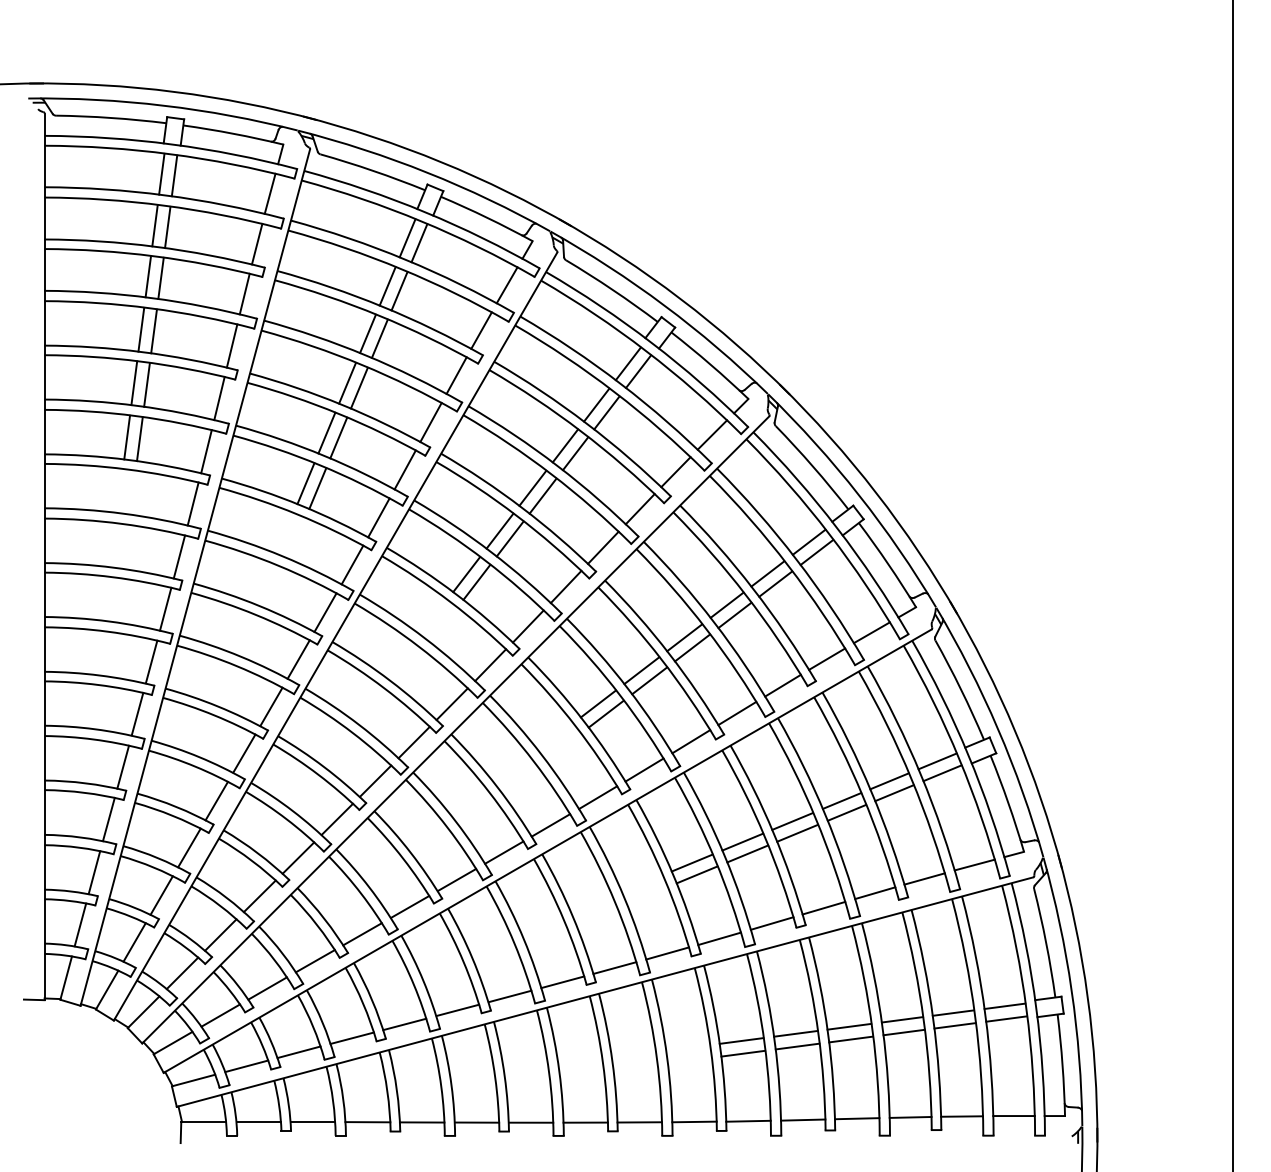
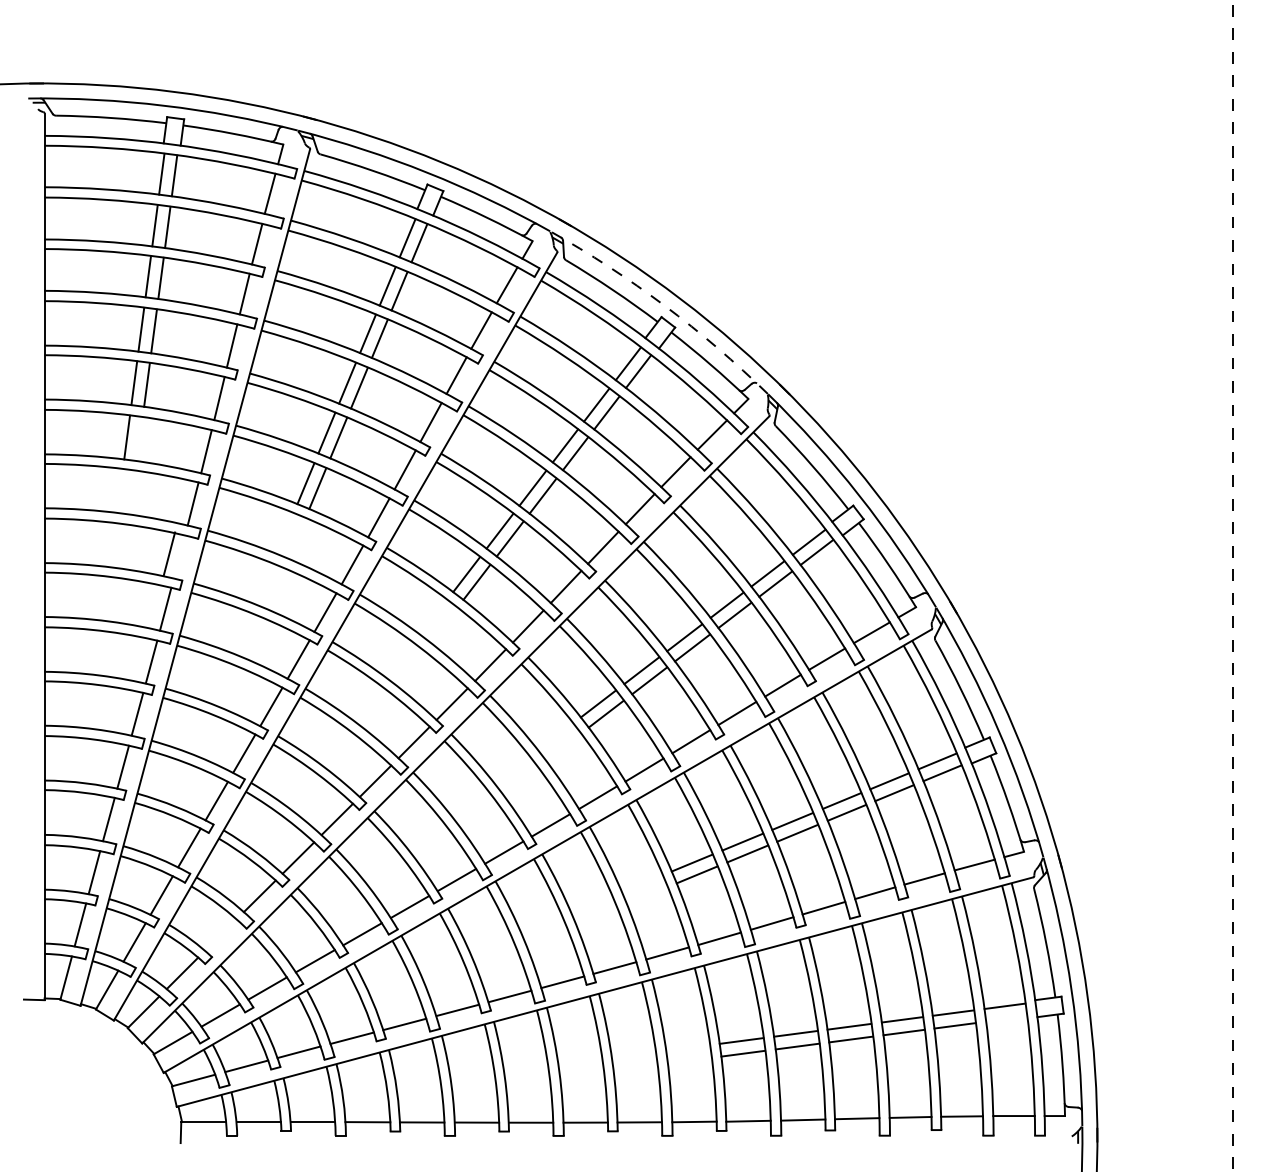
arc: solid -> dashed (664, 305)
line: present -> none (139, 439)
line position: (179, 556) -> (169, 553) (169, 553)
line: solid -> dashed (1232, 586)
line: present -> none (220, 934)
line: present -> none (1006, 1018)
